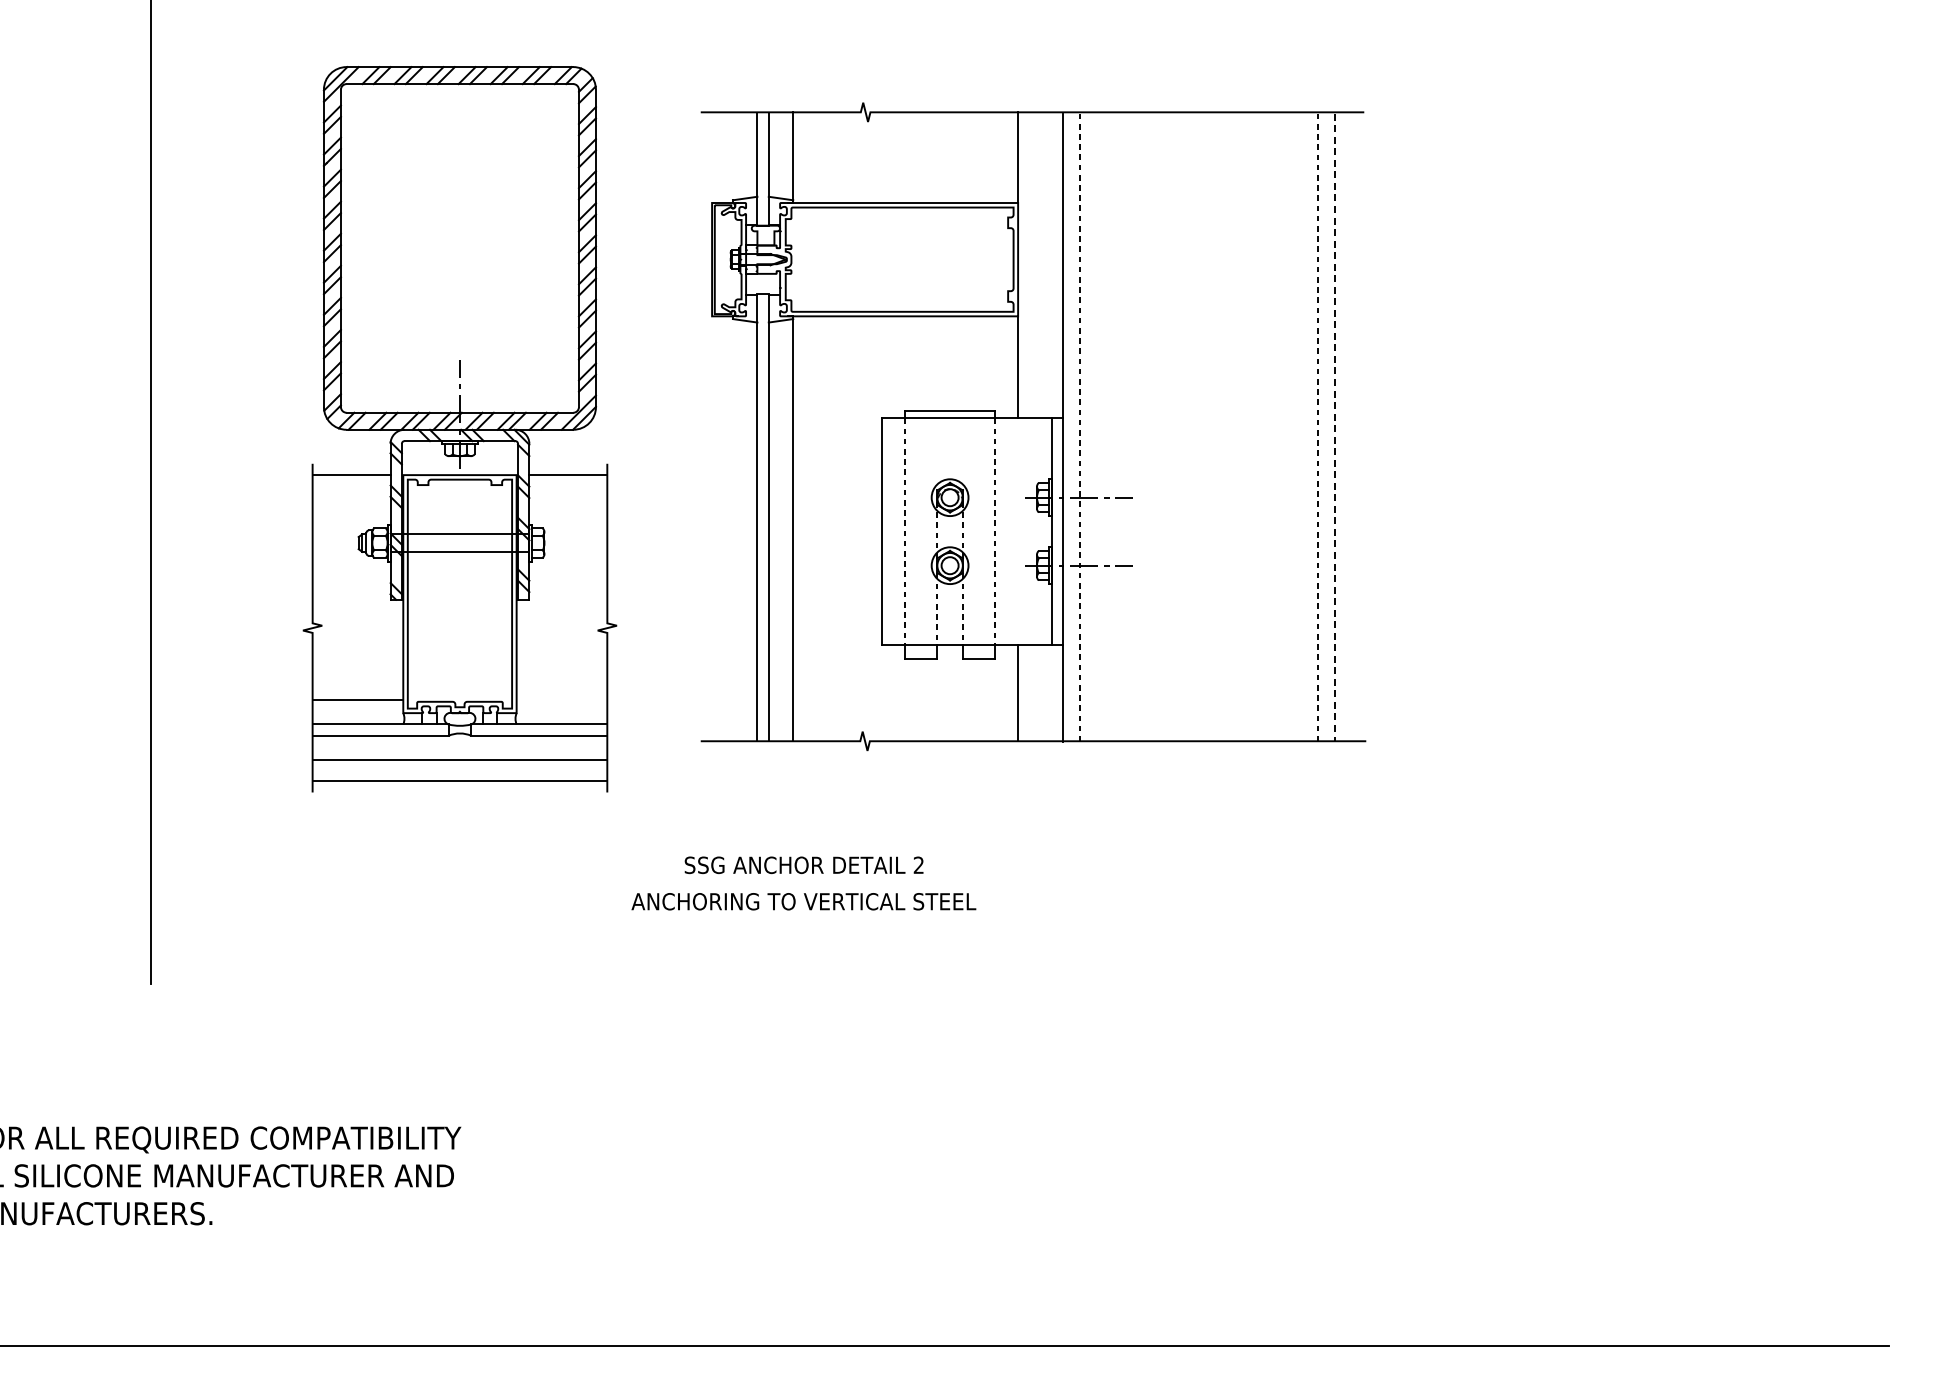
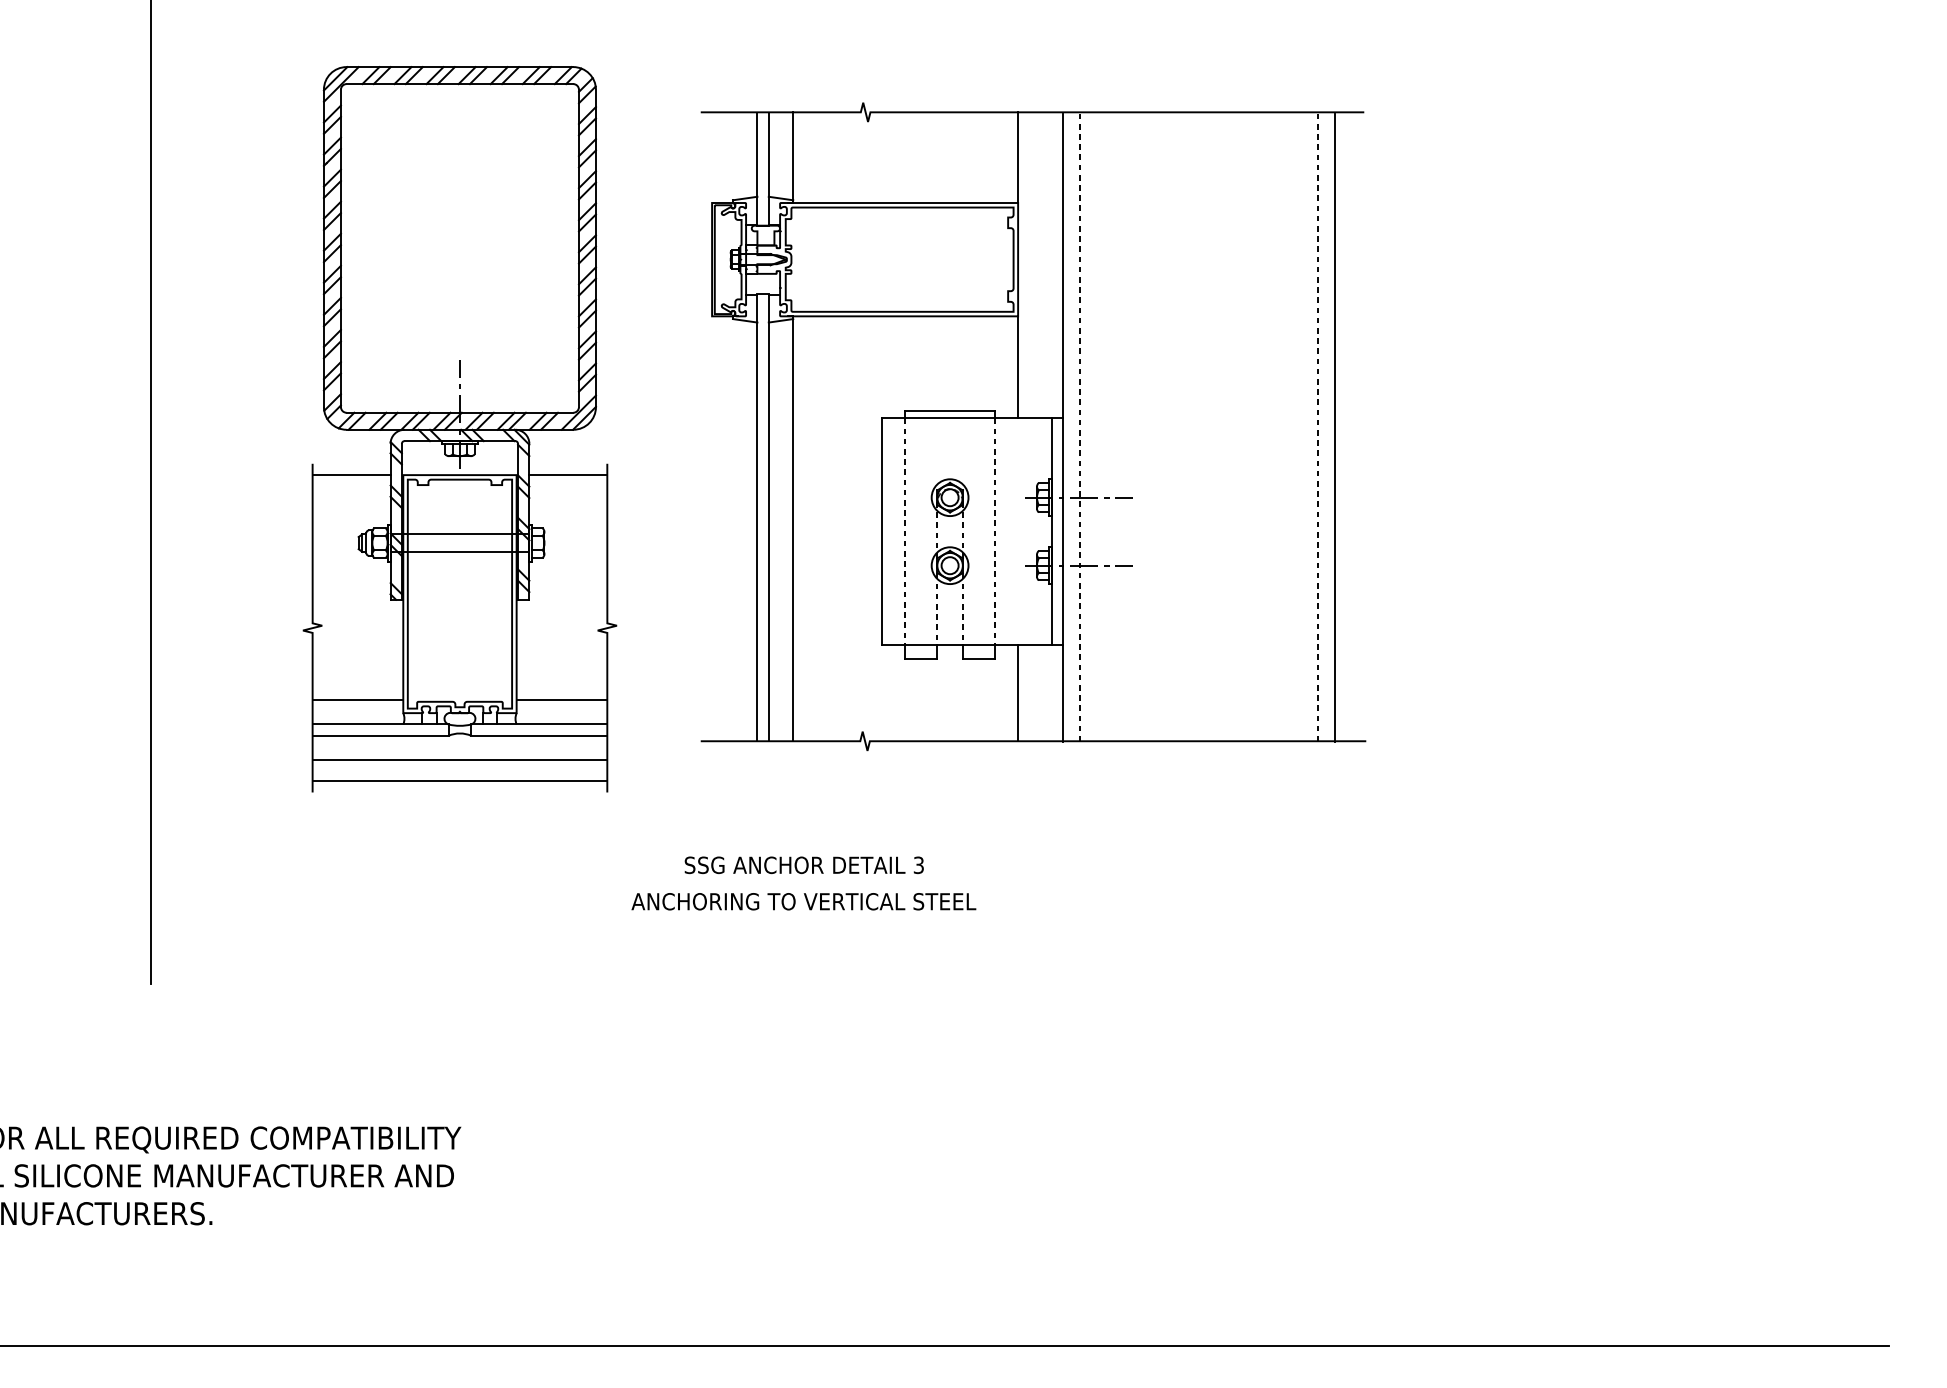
line: dashed -> solid (1335, 427)
line: none -> present (561, 699)
text: 2 -> 3 (918, 865)
